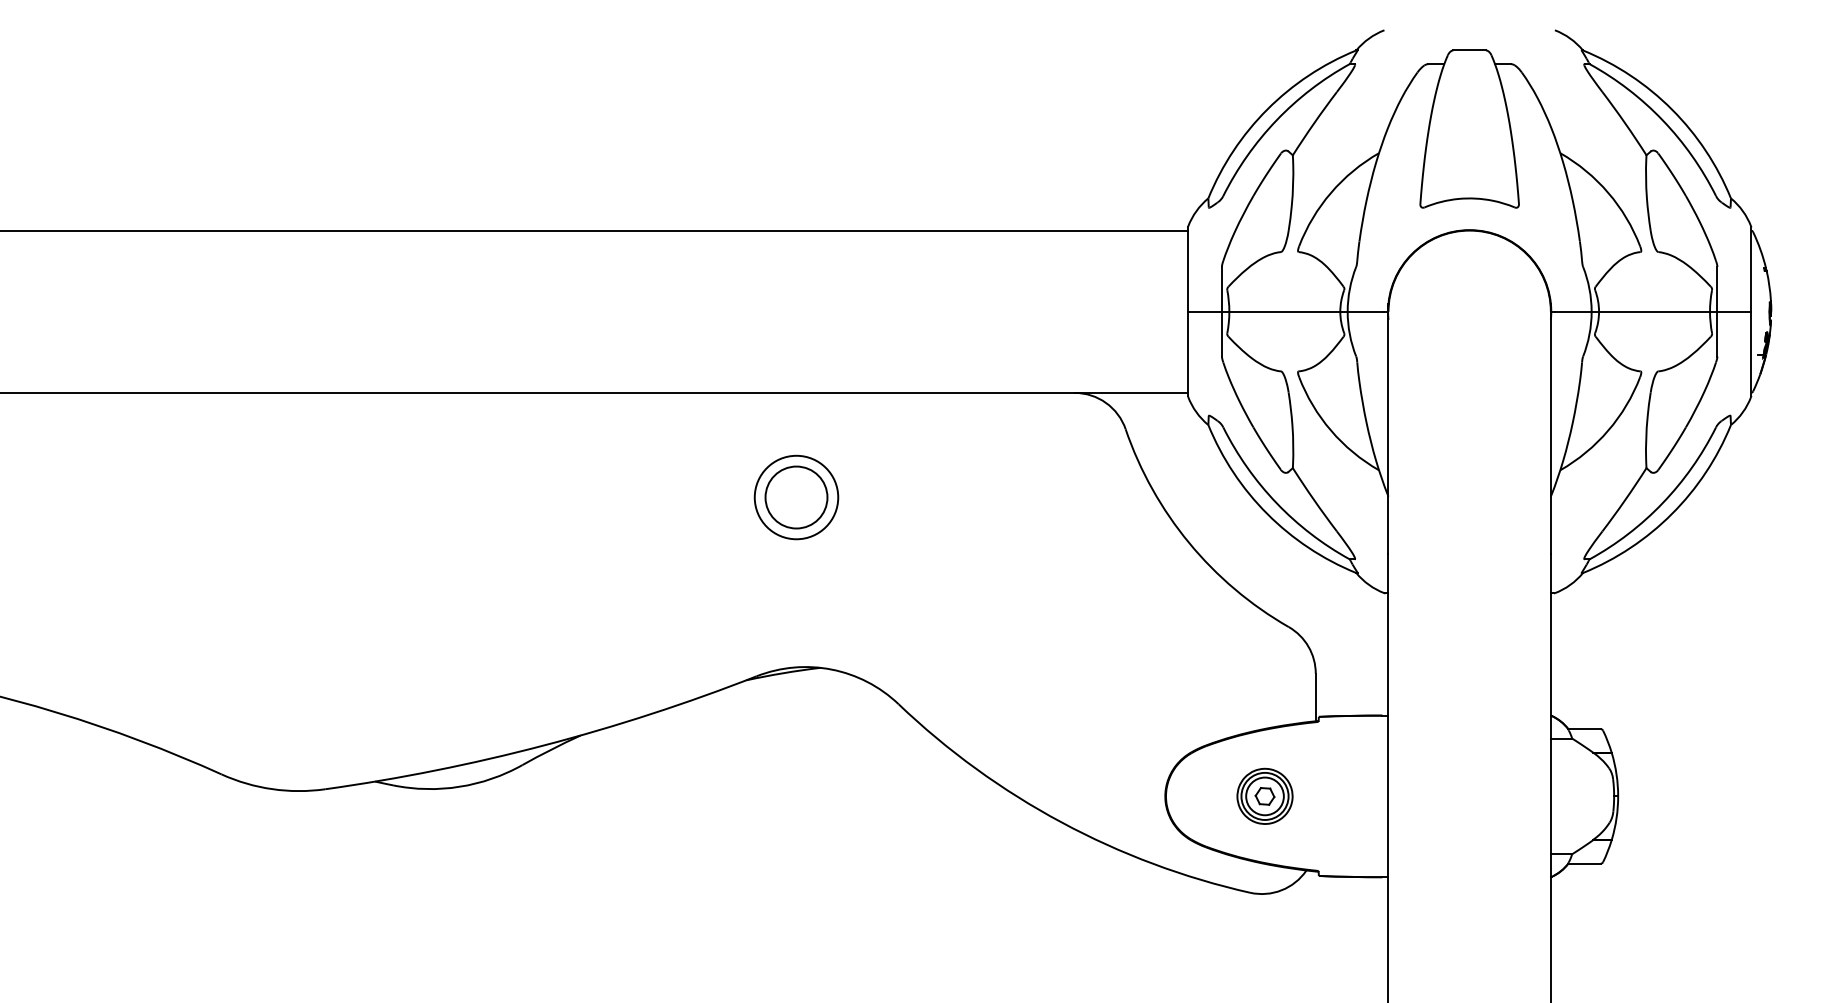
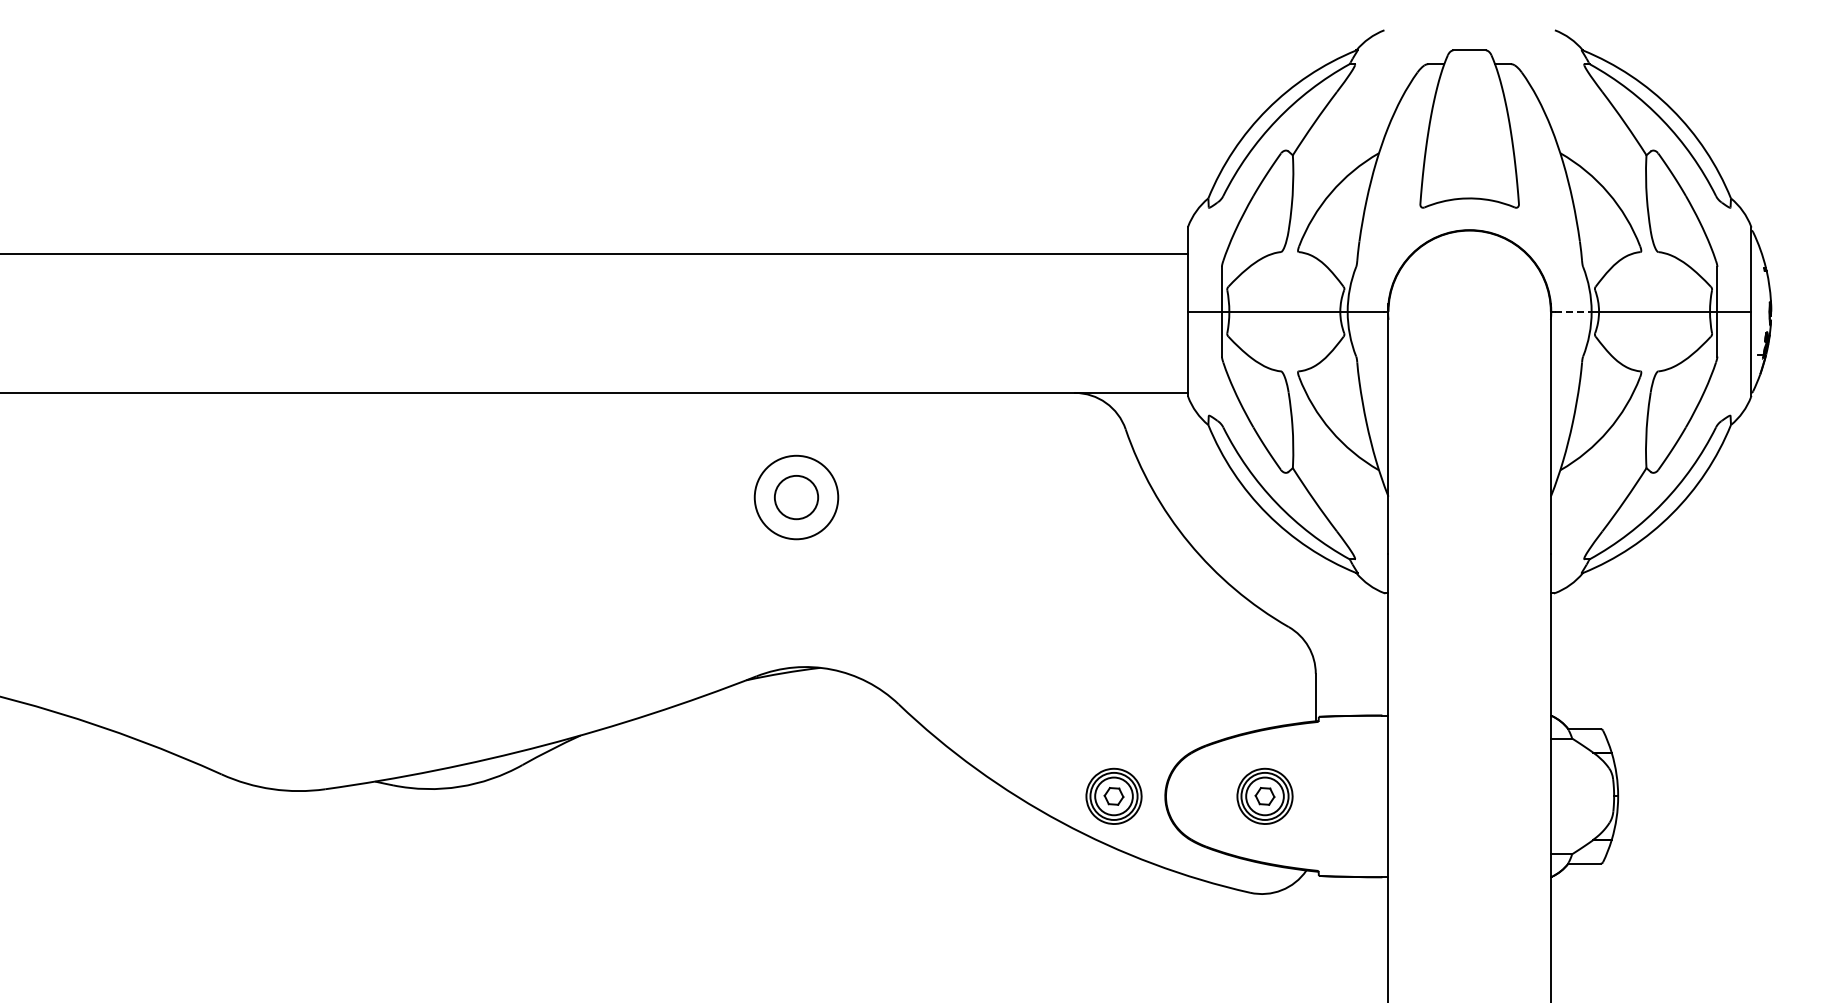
line position: (595, 230) -> (595, 253) (595, 253)
line: solid -> dashed (1573, 311)
circle diameter: 62 px -> 43 px (796, 497)
part: none -> present (1113, 795)
